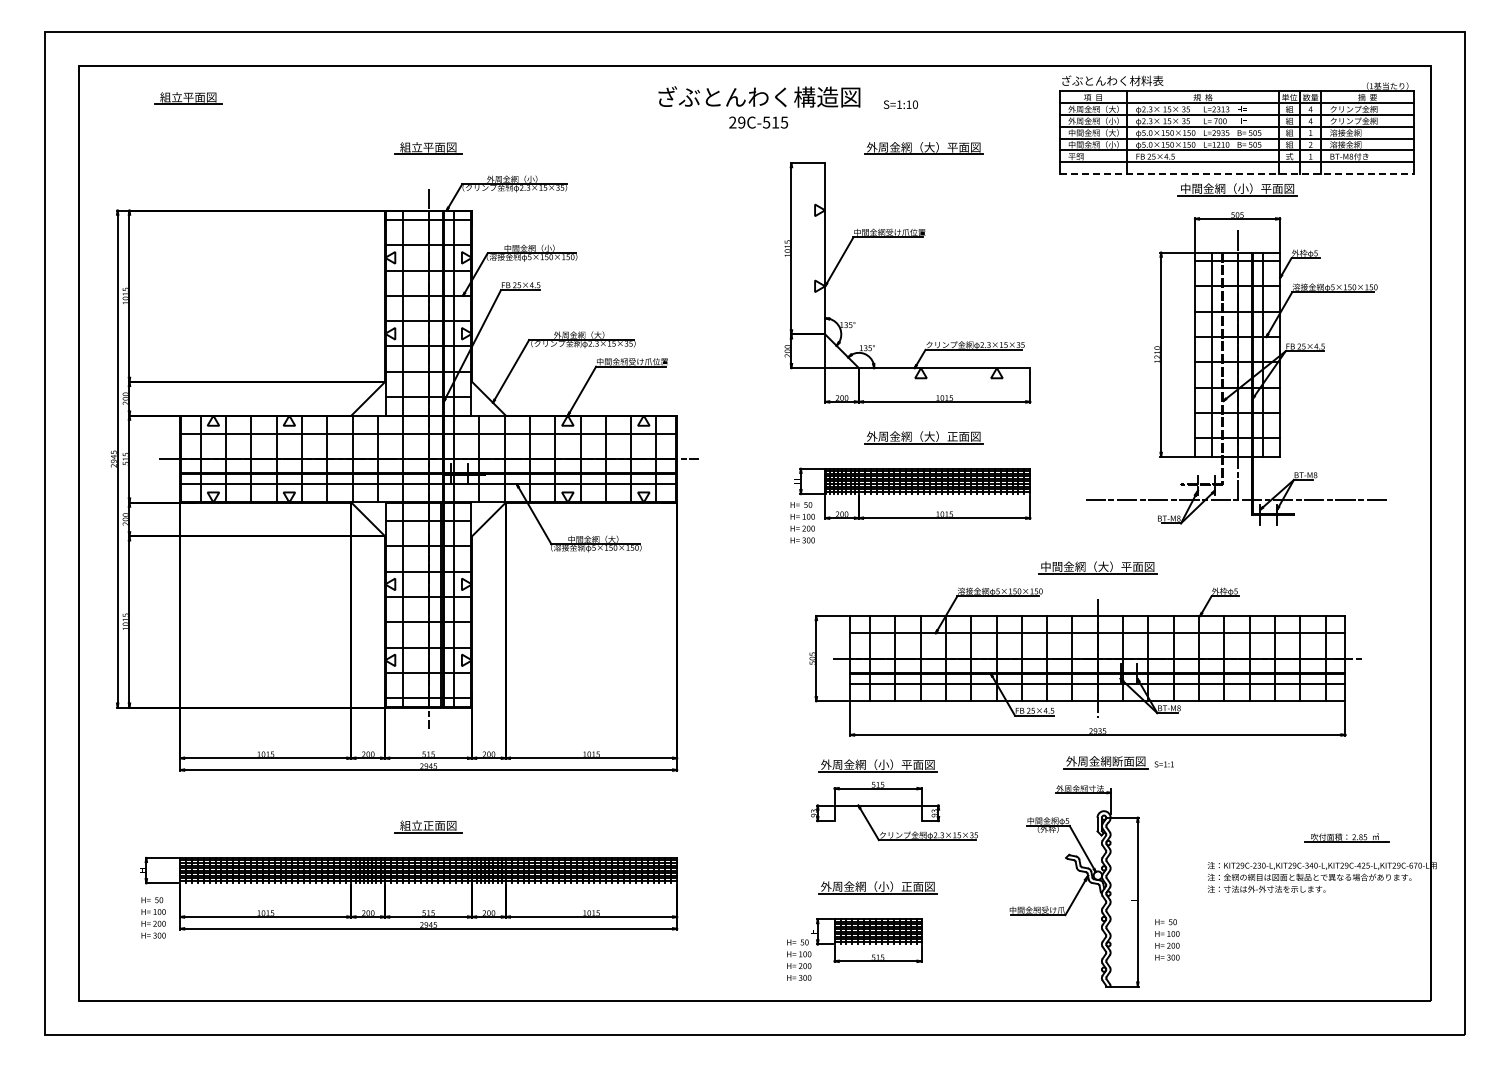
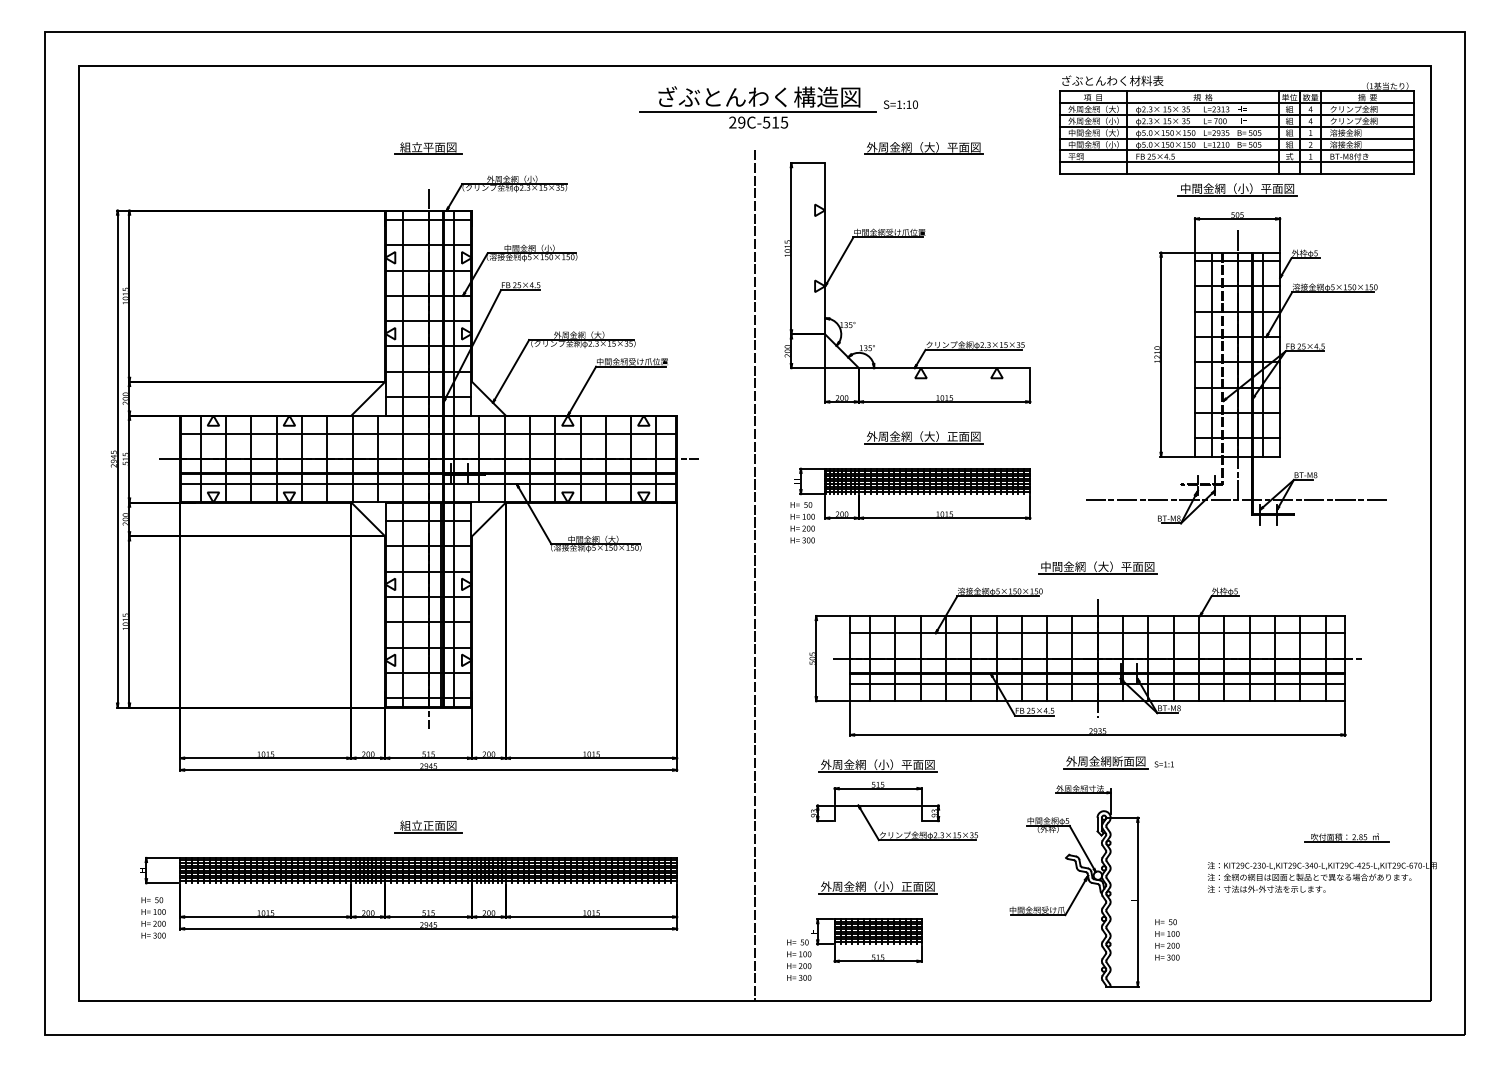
part: present -> none (188, 98)
line: none -> present (757, 111)
line: dashed -> solid (1237, 174)
line: none -> present (755, 575)
